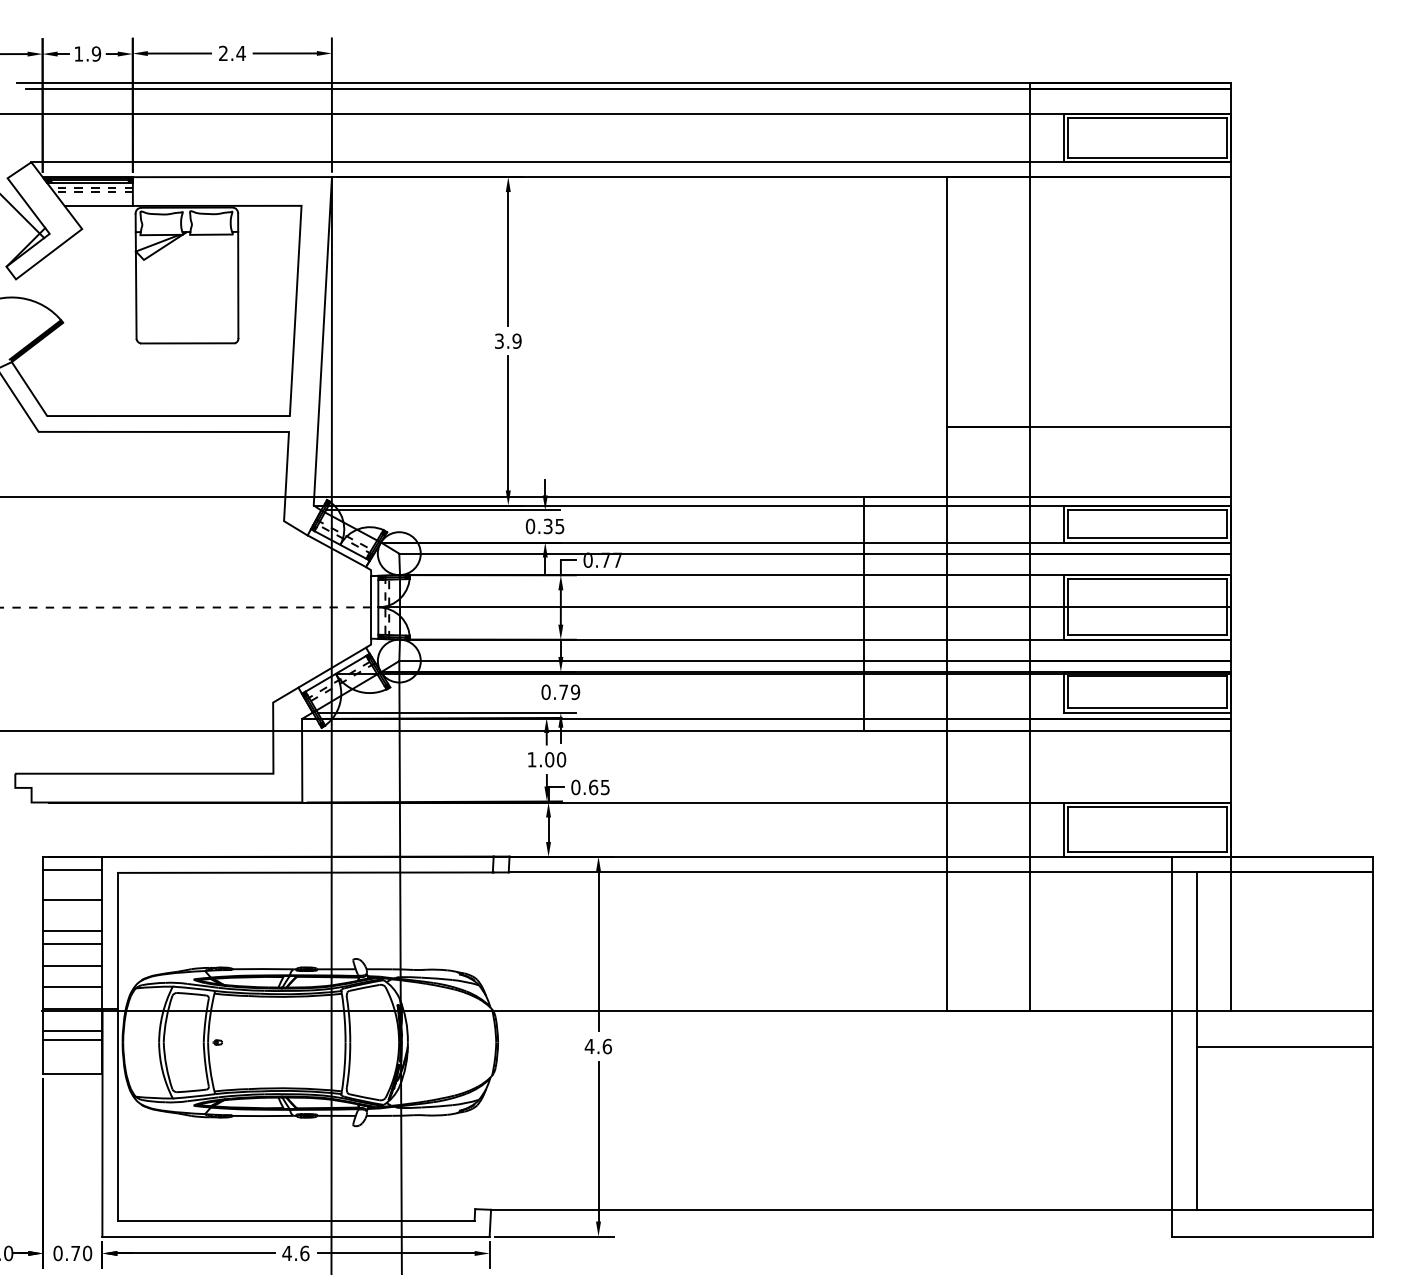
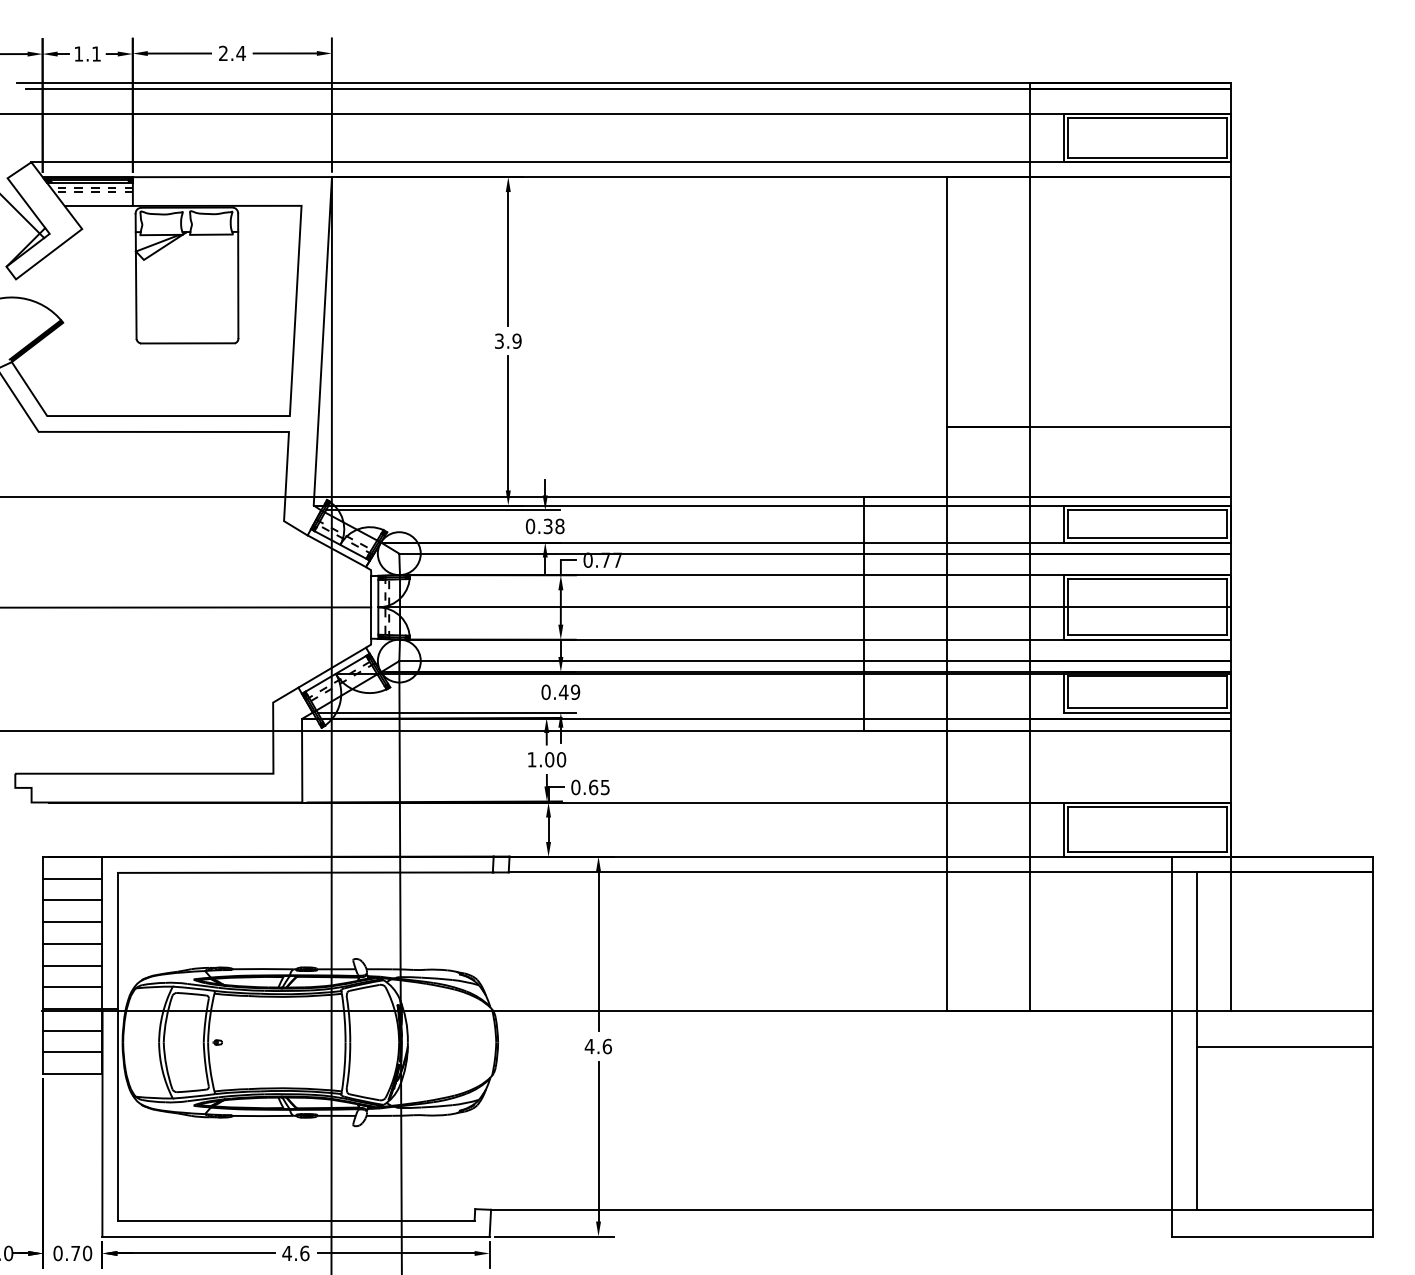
text: 1.9 -> 1.1 (96, 53)
text: 0.35 -> 0.38 (559, 526)
line: dashed -> solid (185, 607)
text: 0.79 -> 0.49 (563, 691)
line position: (72, 869) -> (72, 878) (72, 878)
line position: (72, 931) -> (72, 922) (72, 922)
line position: (72, 1040) -> (72, 1052) (72, 1052)
